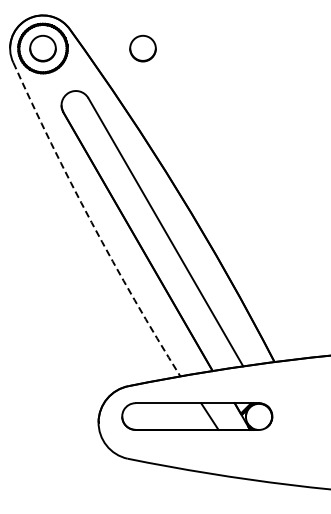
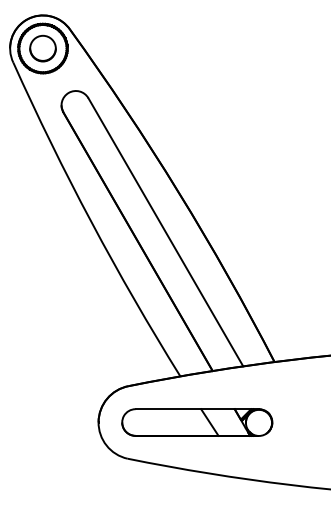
part: present -> none (142, 48)
arc: dashed -> solid (91, 222)
part position: (197, 416) -> (197, 422) (197, 422)
